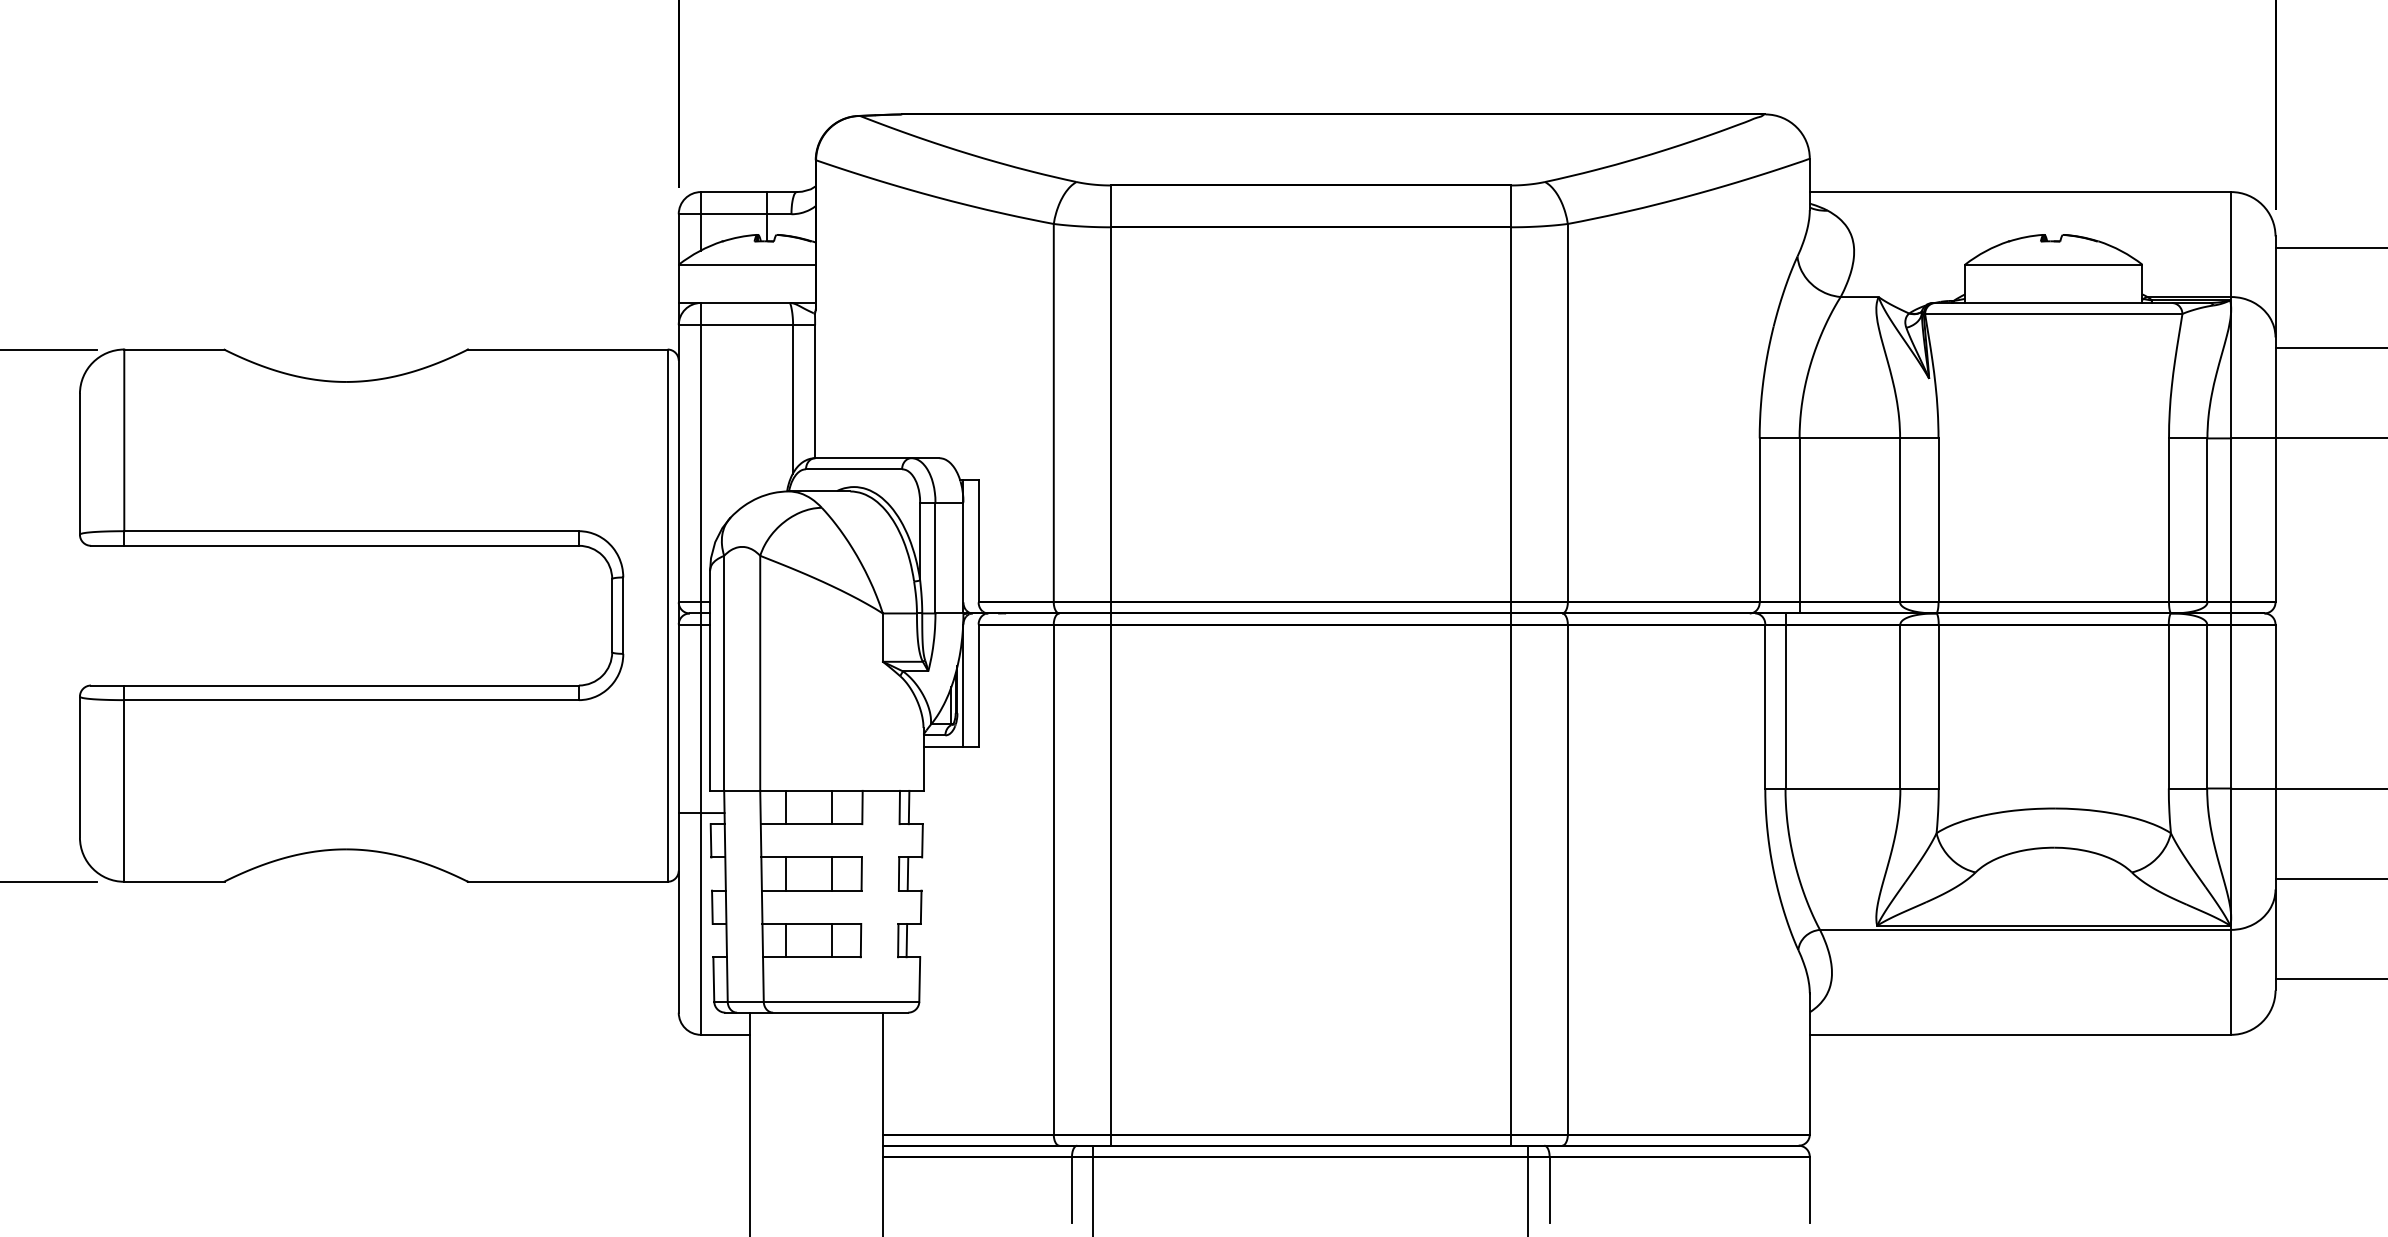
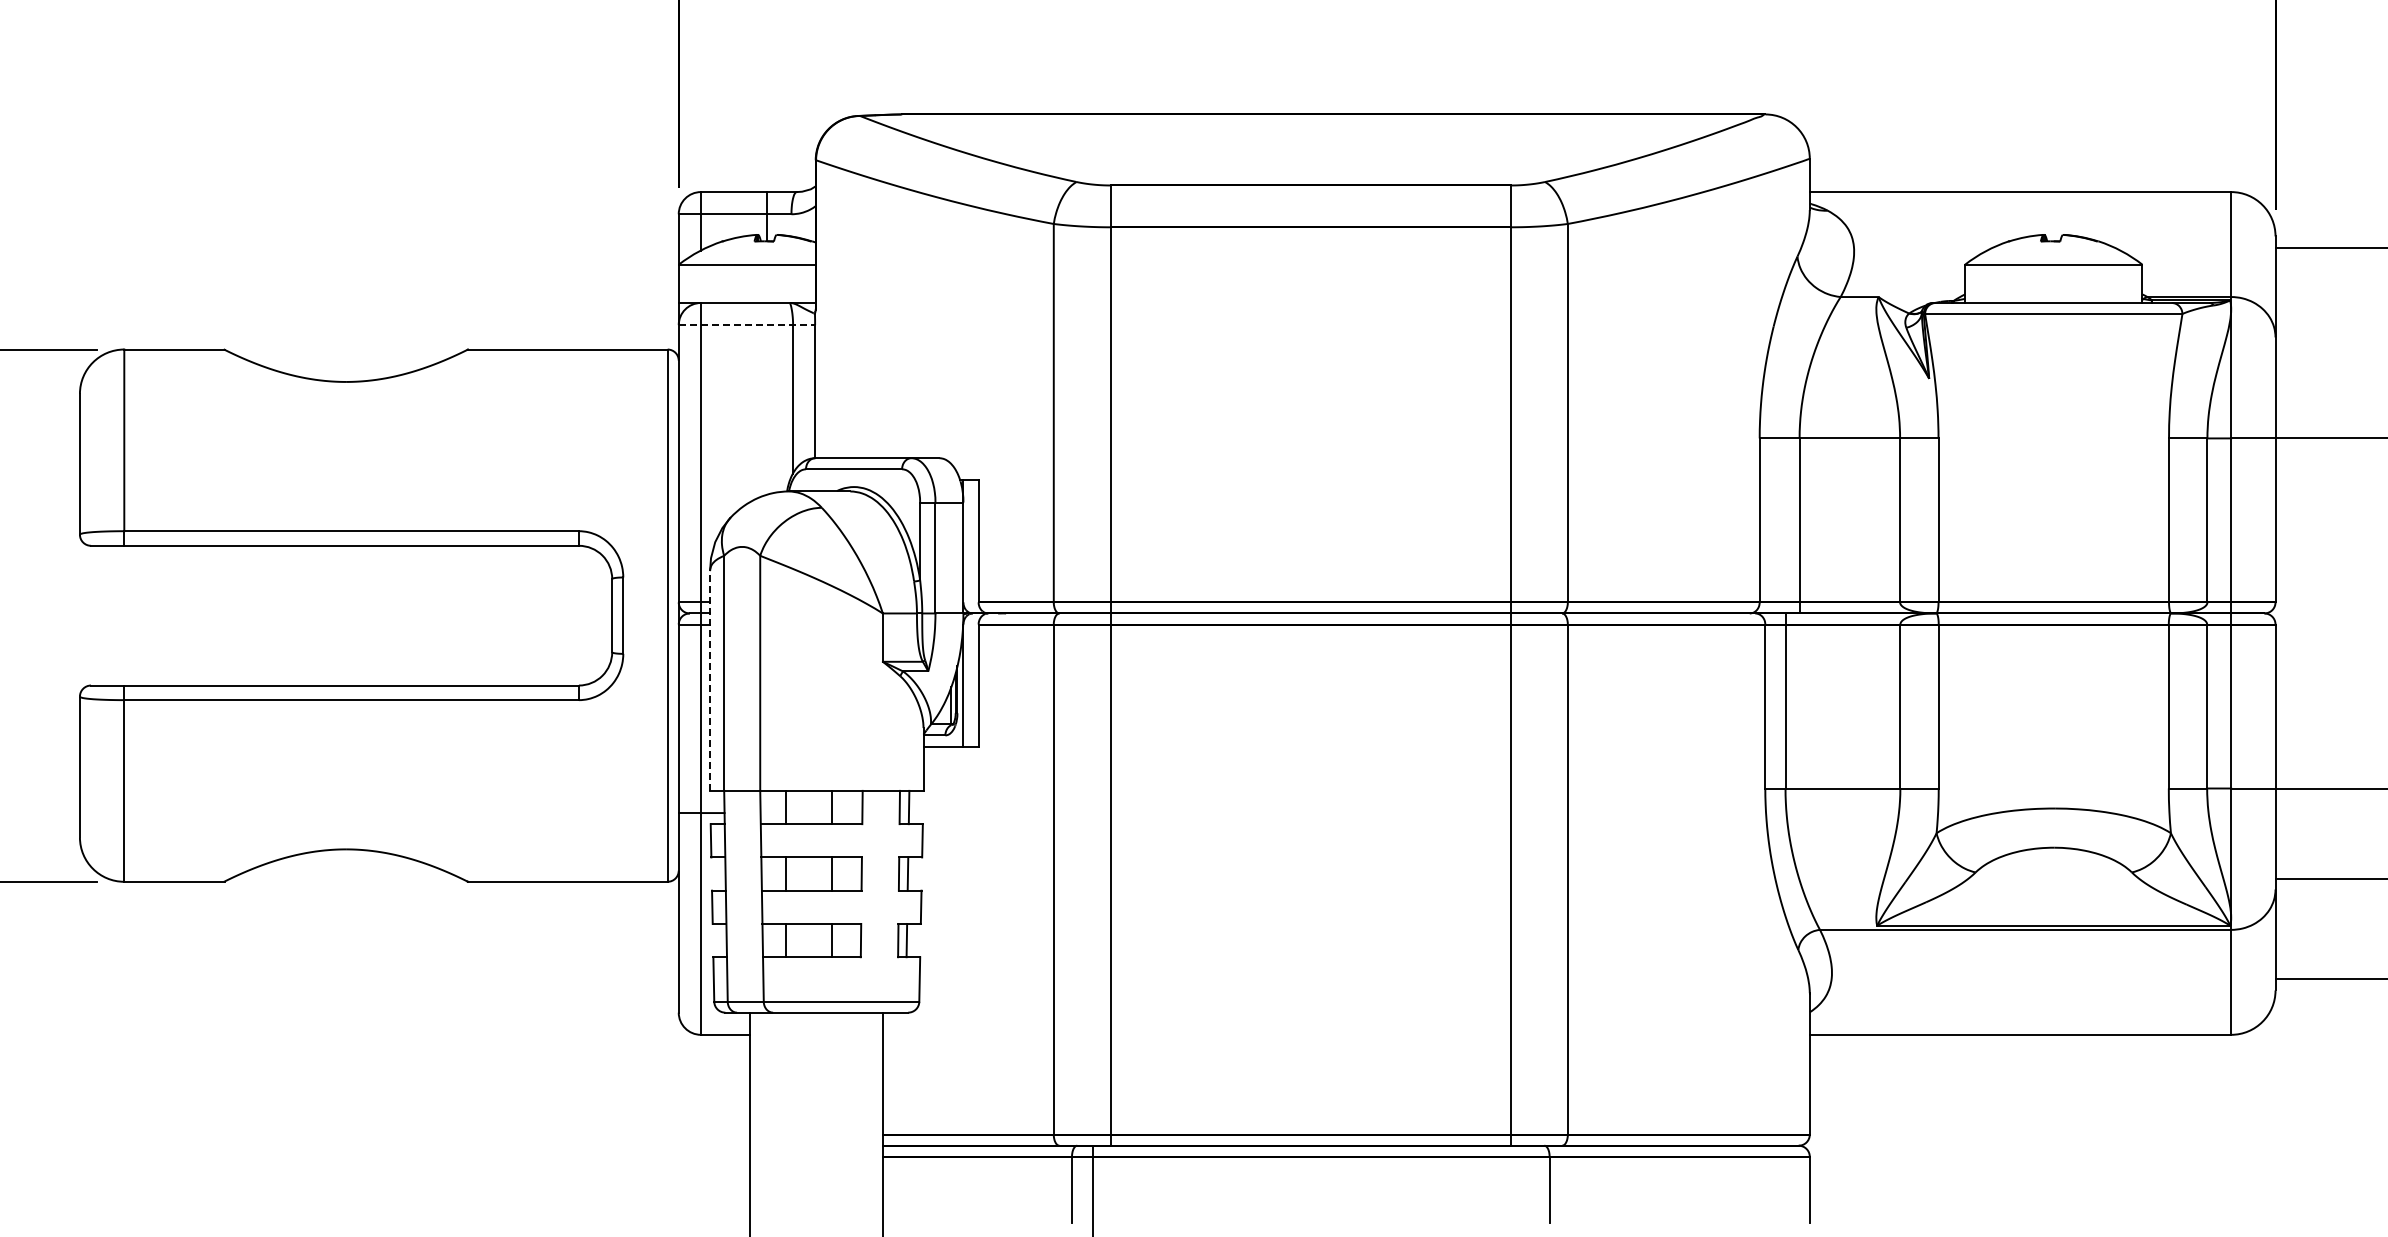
line: solid -> dashed (747, 325)
line: present -> none (2329, 347)
line: solid -> dashed (710, 680)
line: present -> none (1528, 1189)
